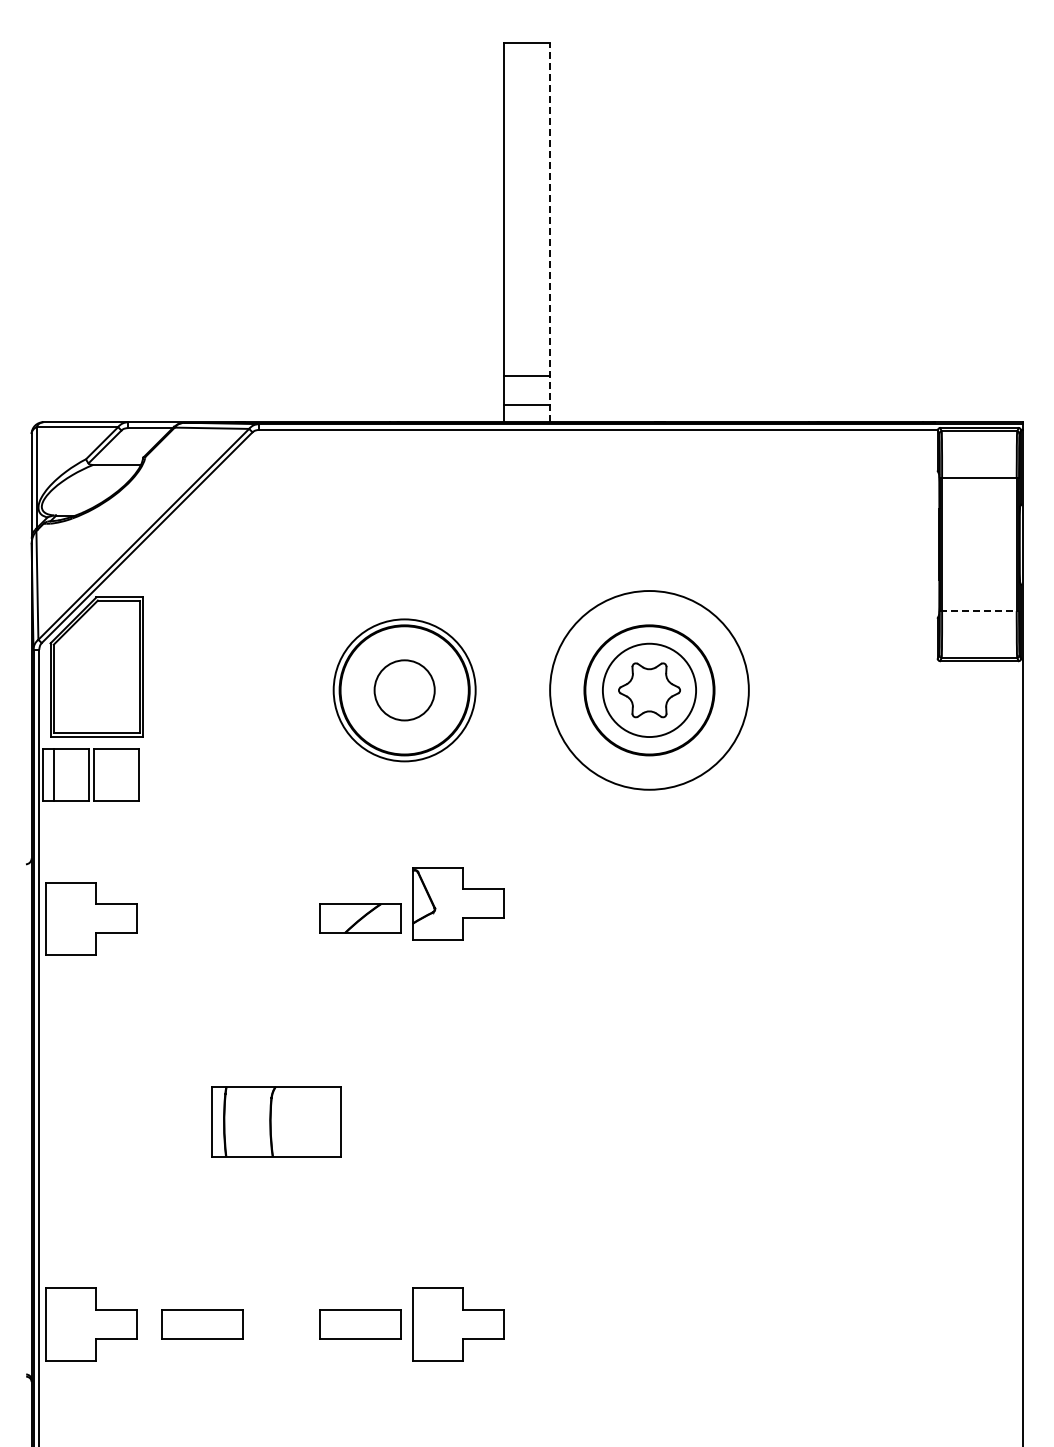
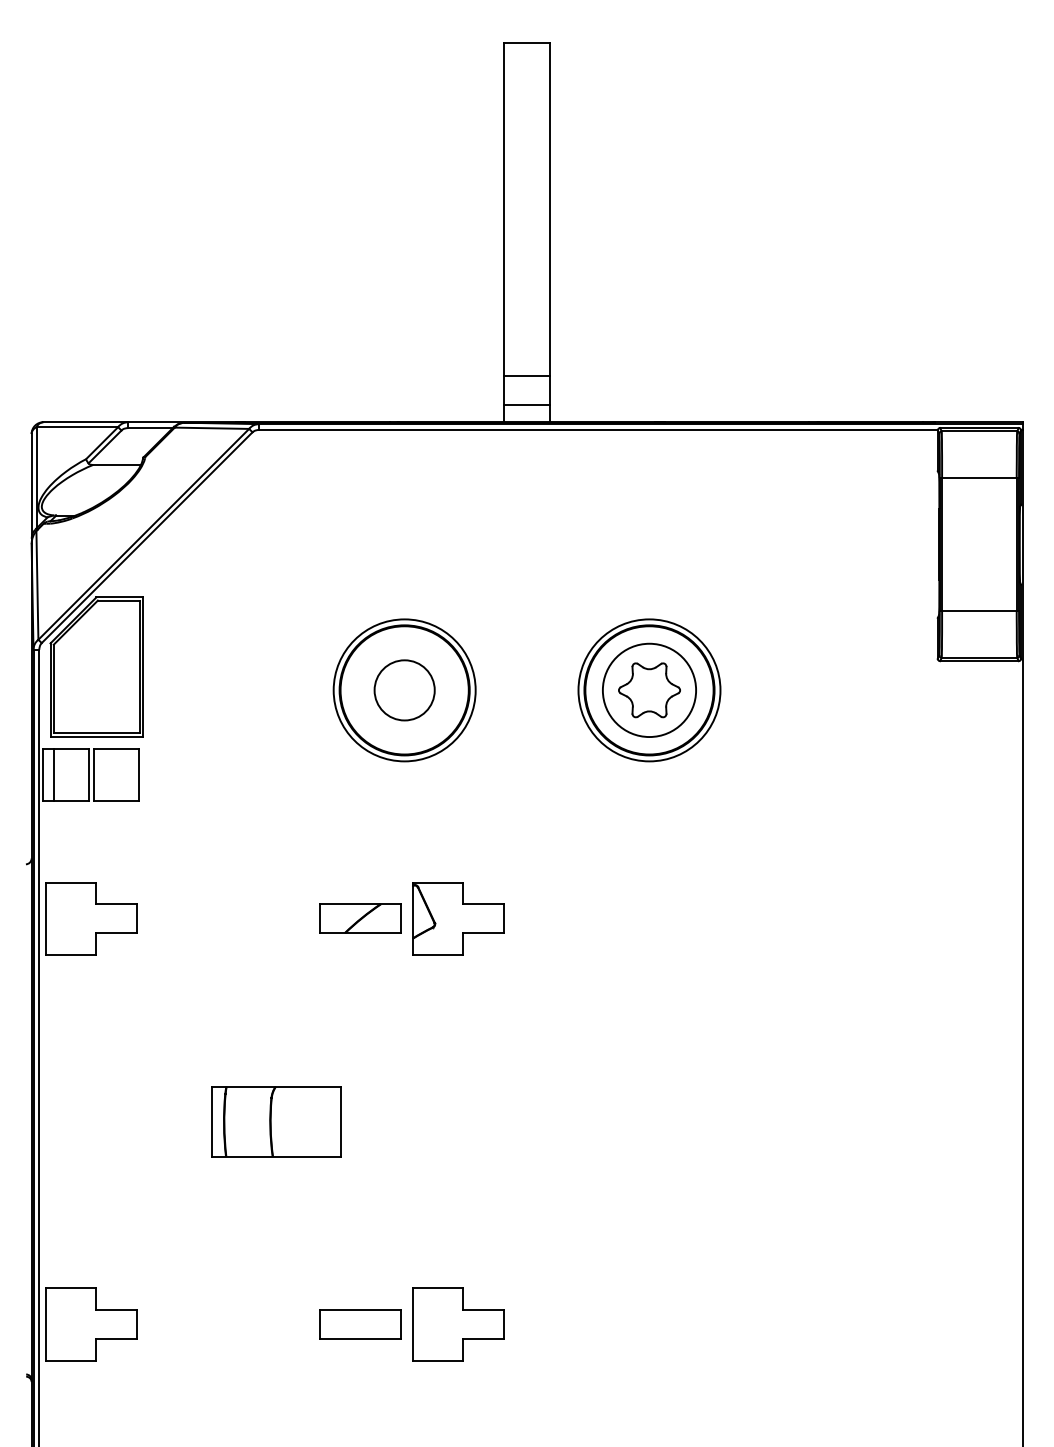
line: dashed -> solid (550, 232)
line: dashed -> solid (979, 611)
circle diameter: 199 px -> 142 px (649, 690)
part position: (458, 903) -> (458, 918) (458, 918)
part: present -> none (202, 1324)
